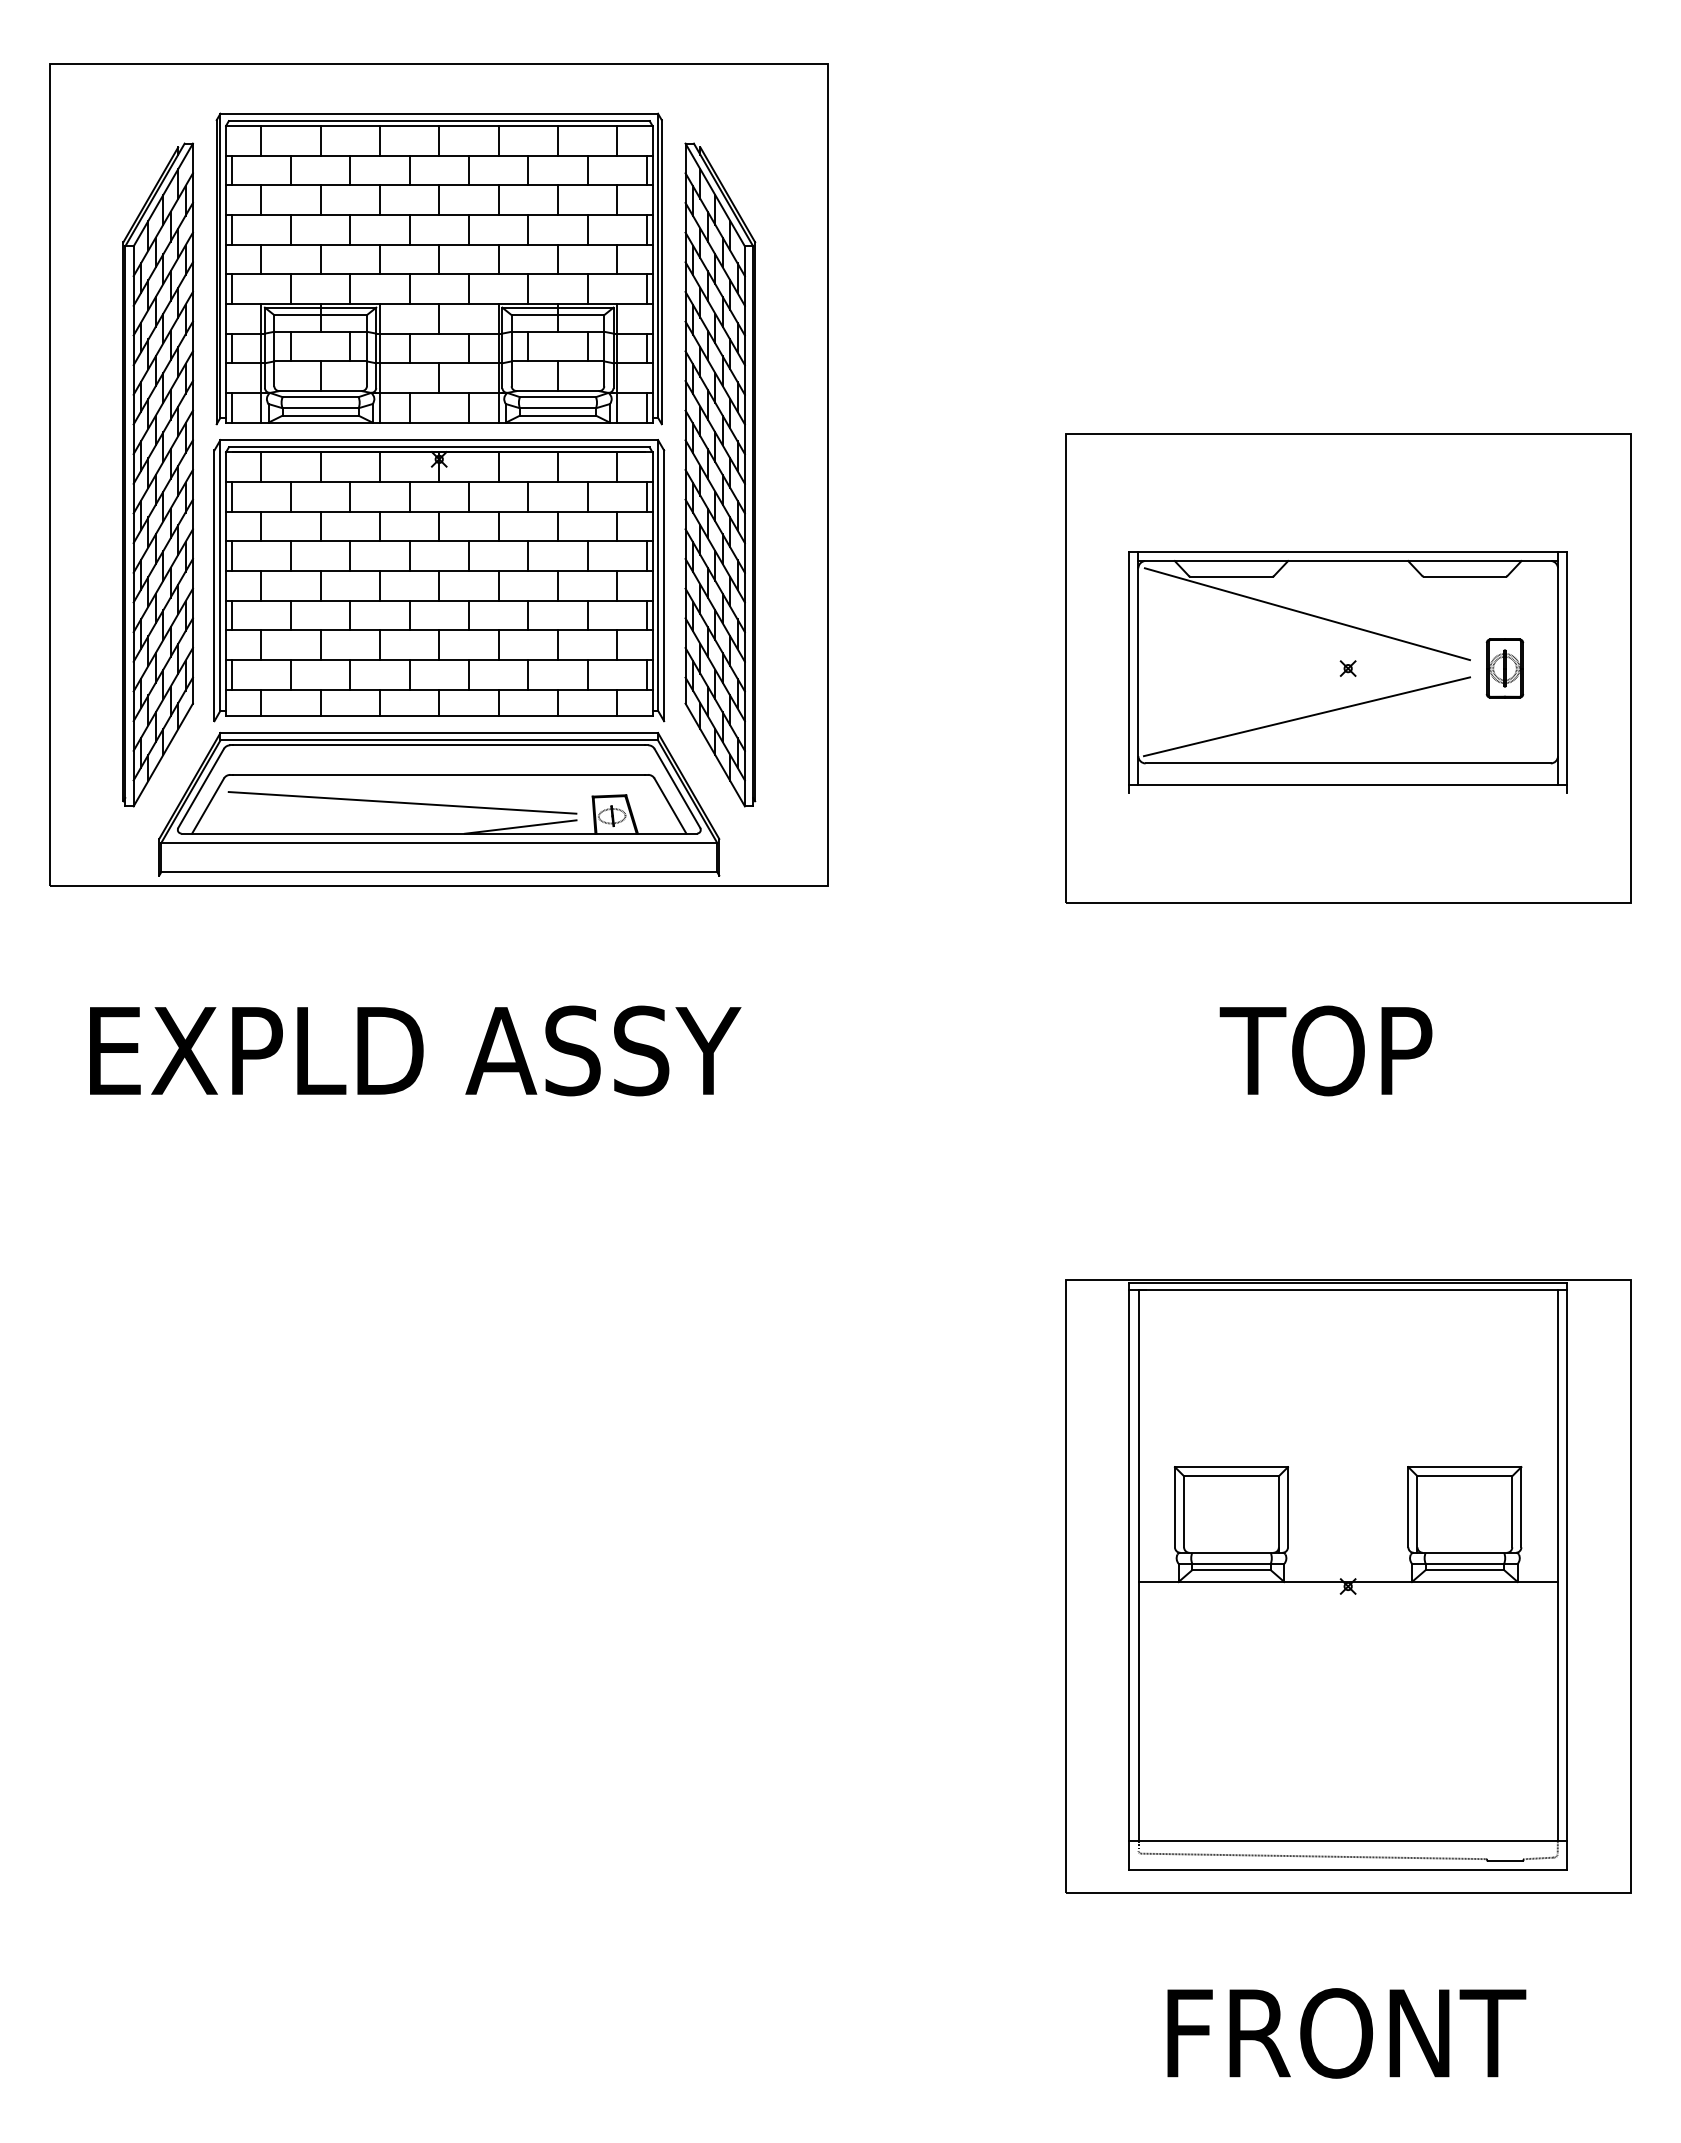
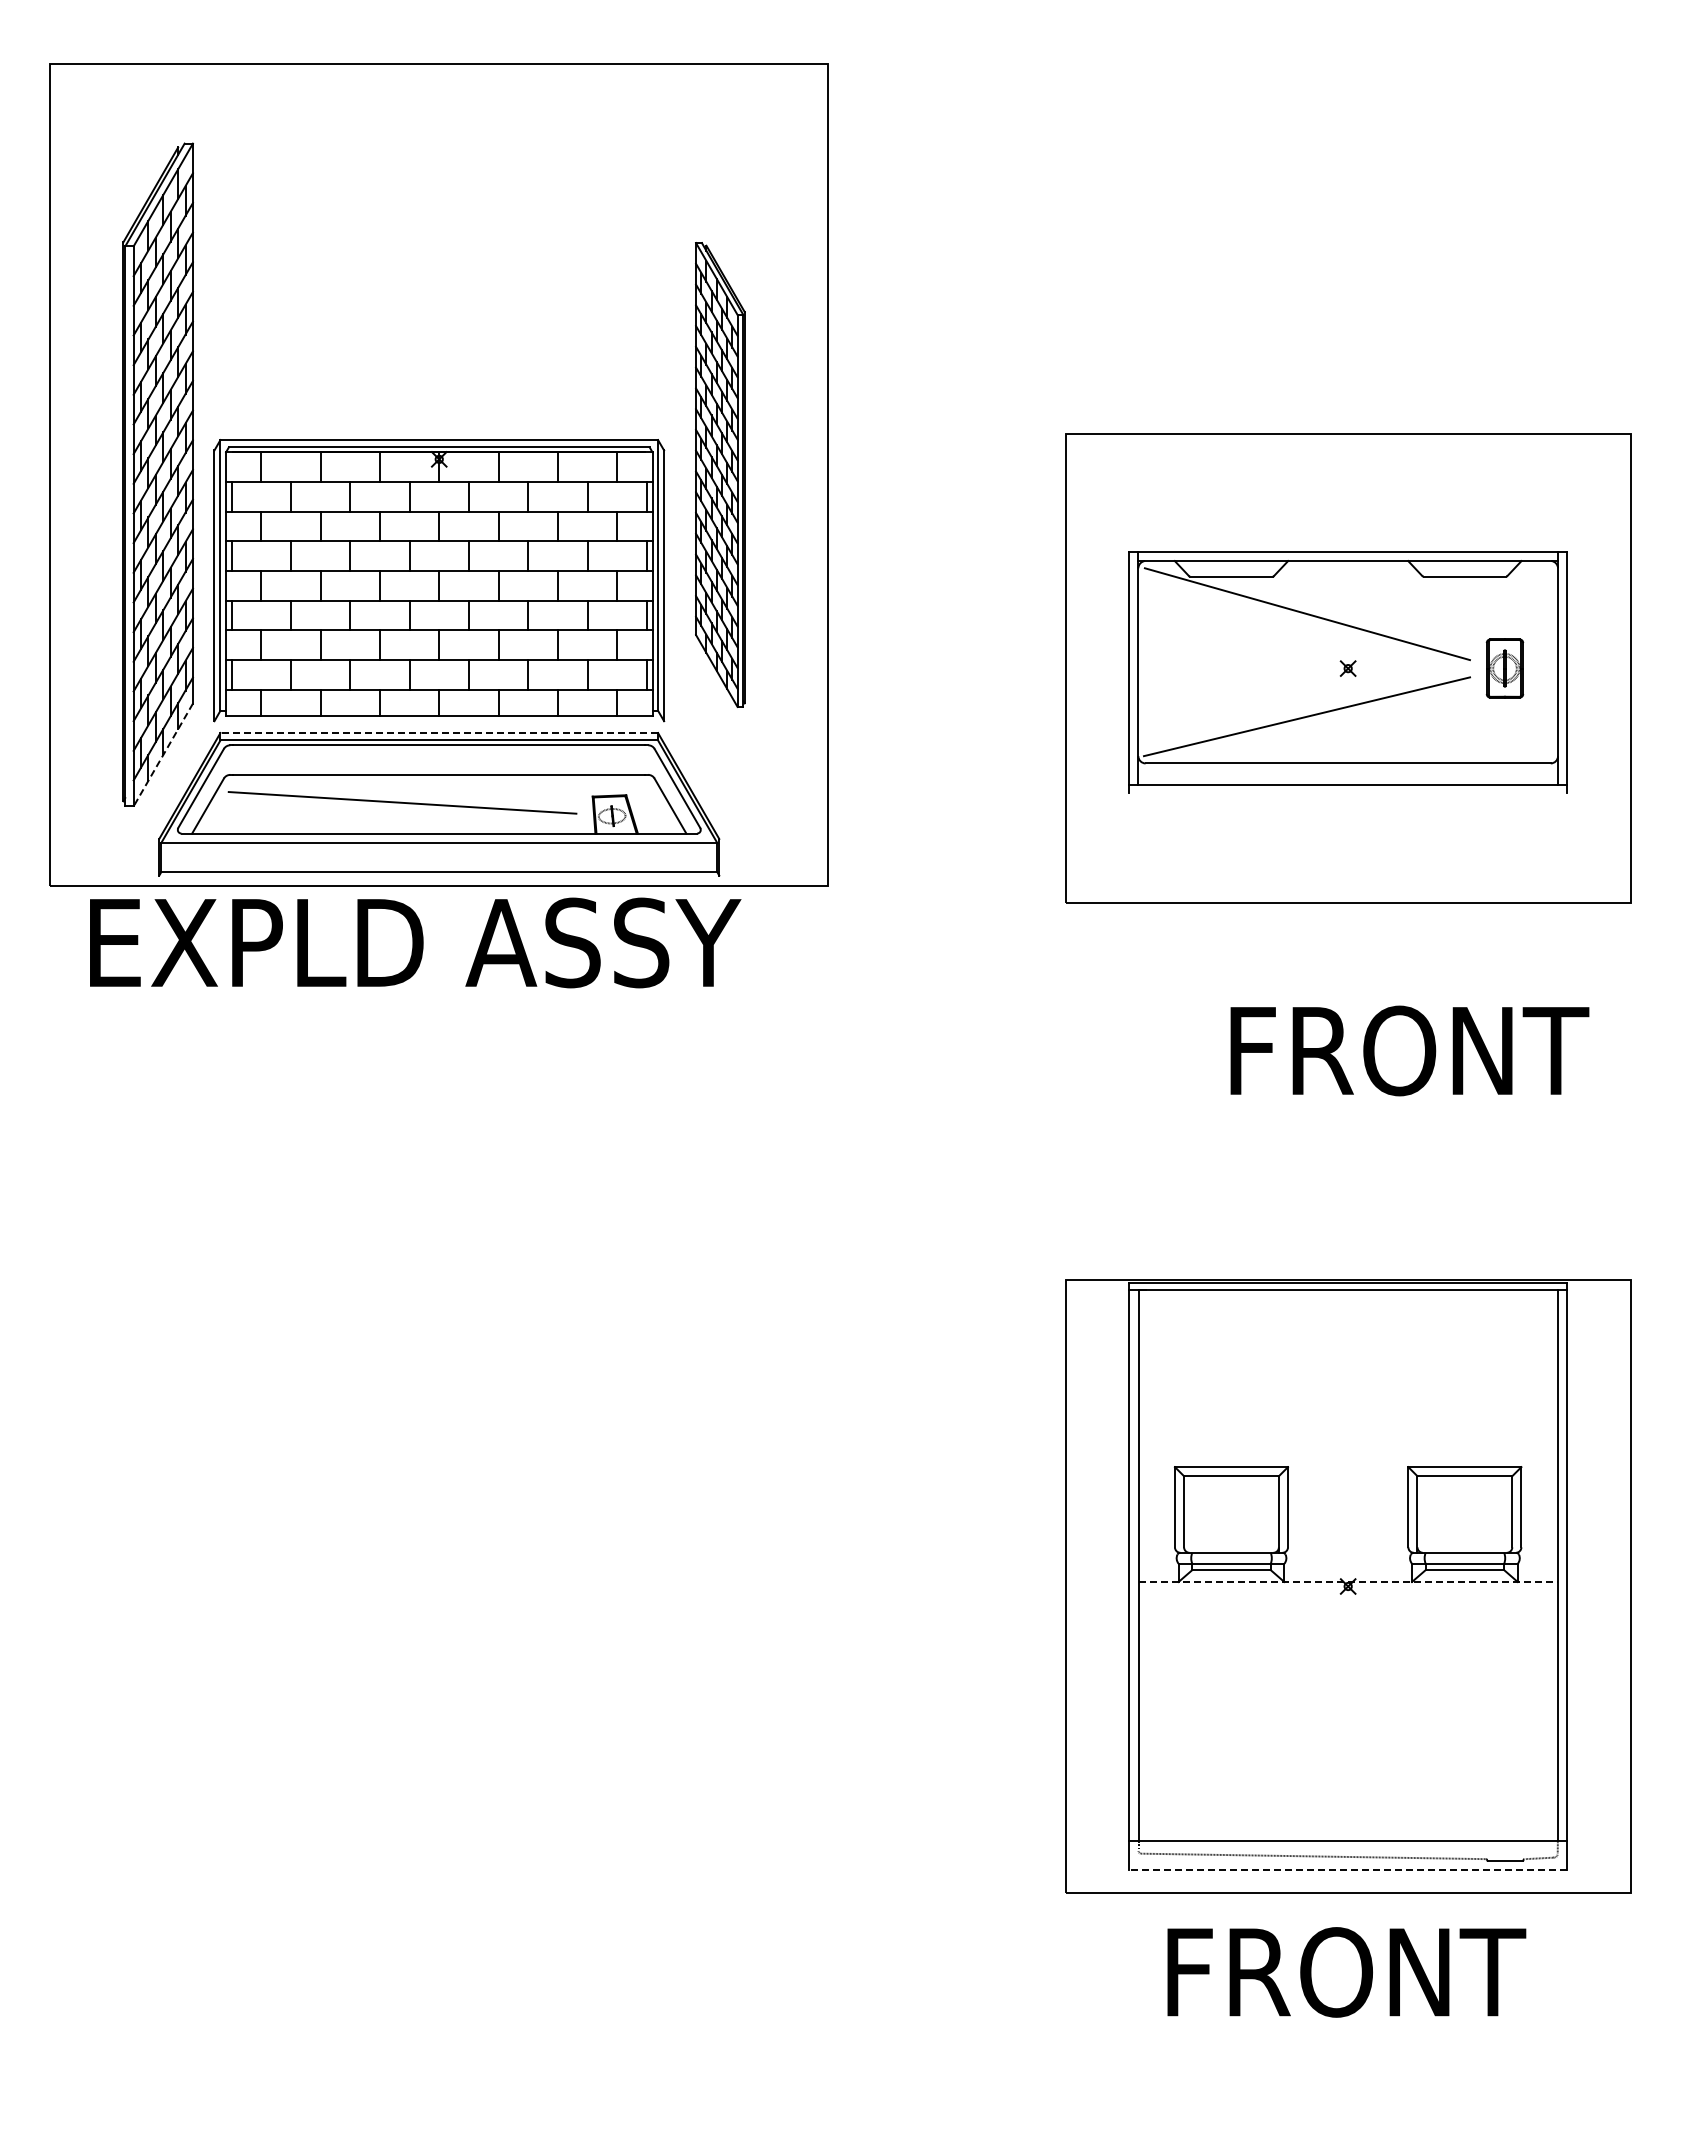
part: present -> none (438, 268)
part size: 73x666 px -> 51x466 px (720, 474)
line: solid -> dashed (439, 733)
line: solid -> dashed (163, 755)
line: present -> none (520, 826)
text position: (415, 1050) -> (415, 942) (415, 942)
text: TOP -> FRONT (1404, 1050)
line: solid -> dashed (1348, 1581)
line: solid -> dashed (1348, 1870)
text position: (1346, 2033) -> (1346, 1972) (1346, 1972)
